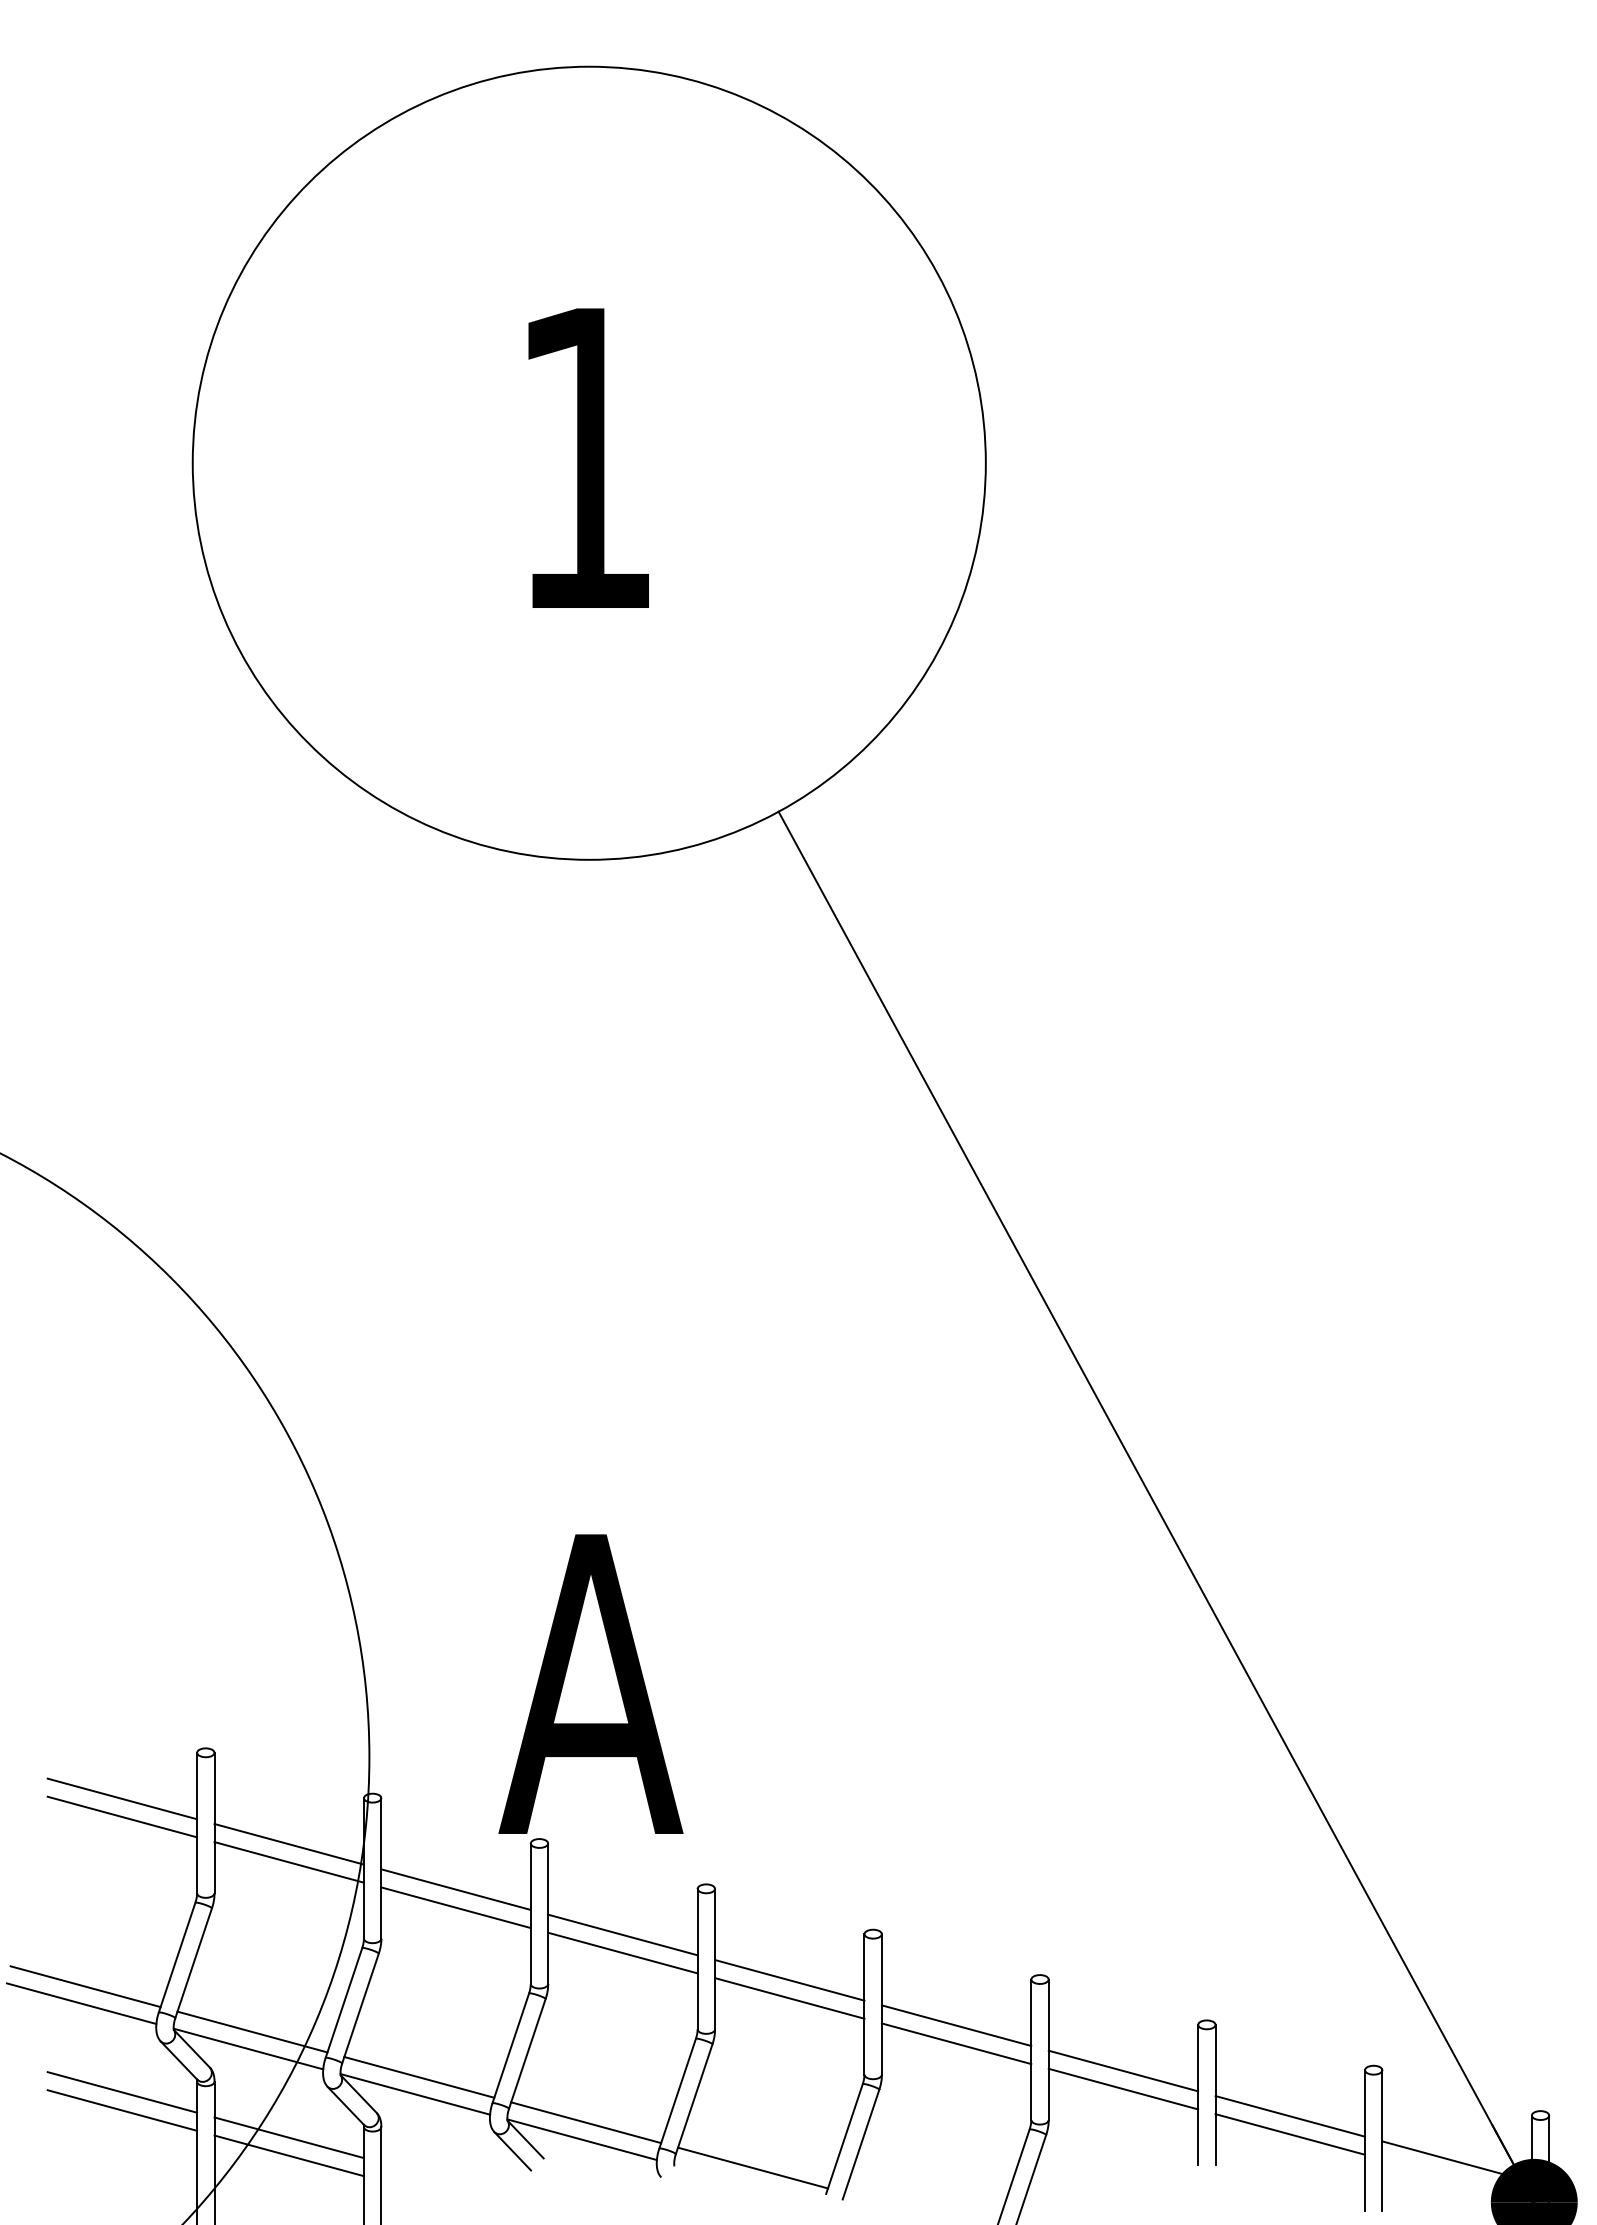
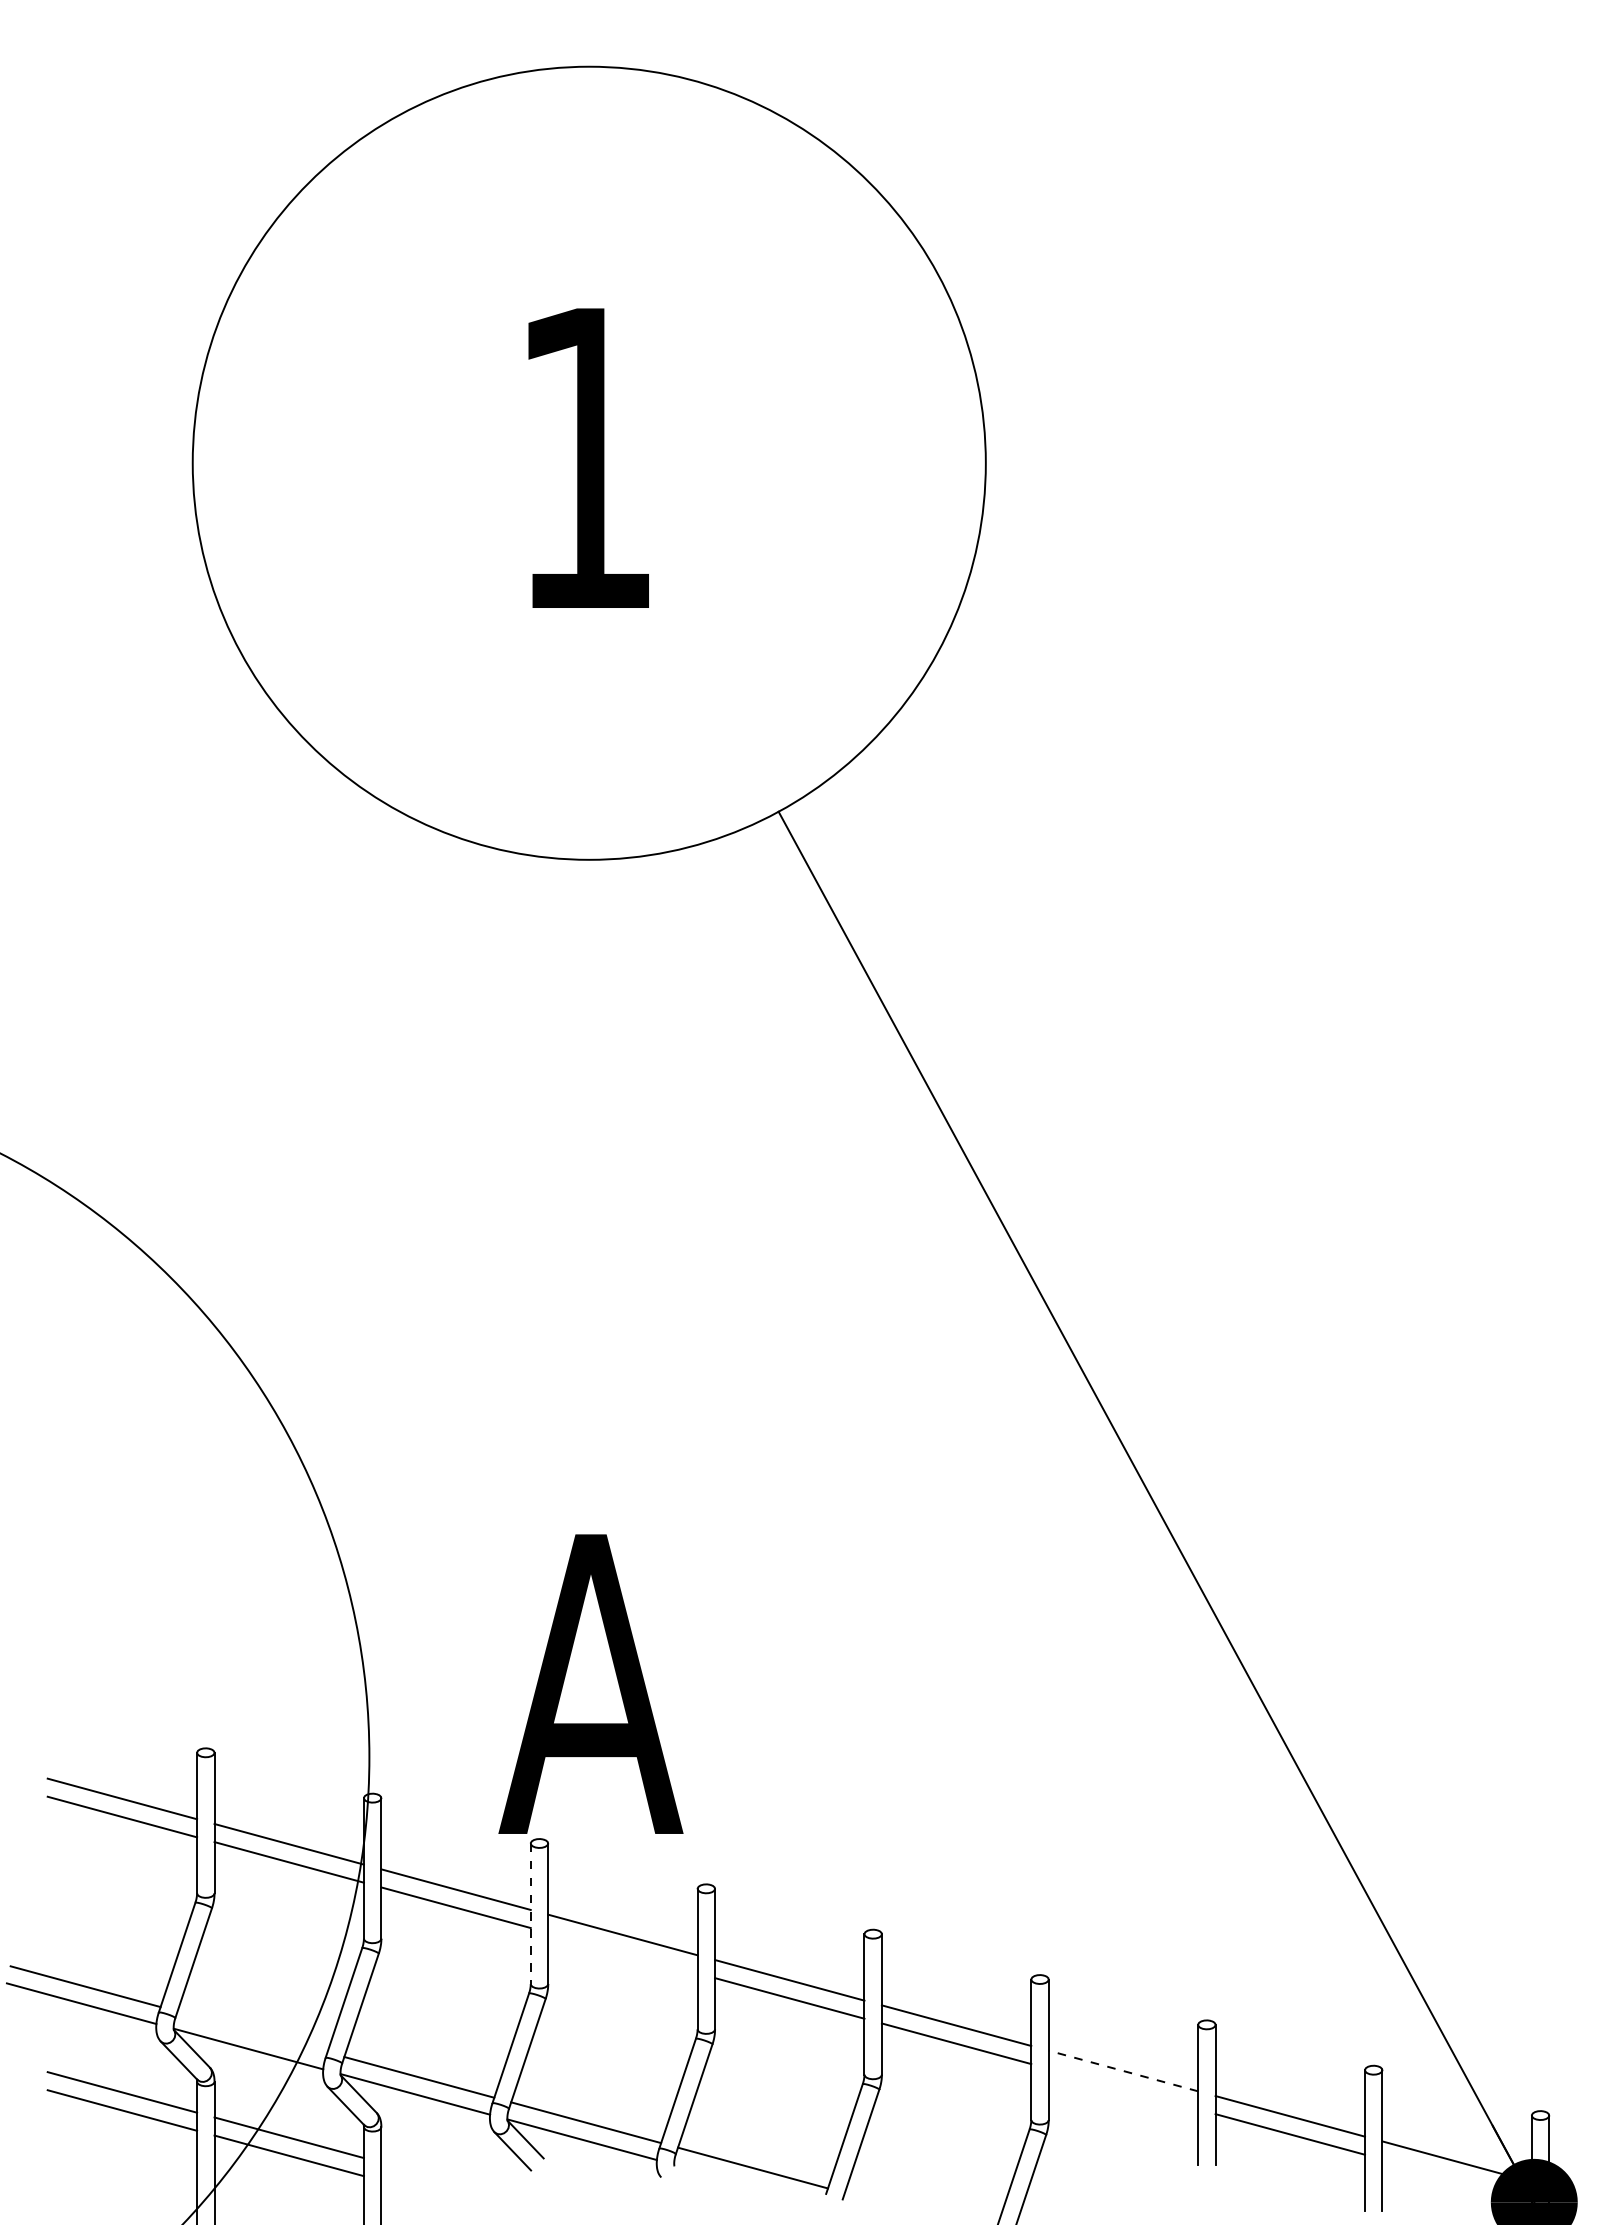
line: solid -> dashed (530, 1914)
line: present -> none (622, 1952)
line: present -> none (252, 2031)
line: solid -> dashed (1122, 2070)
line: present -> none (1123, 2088)
